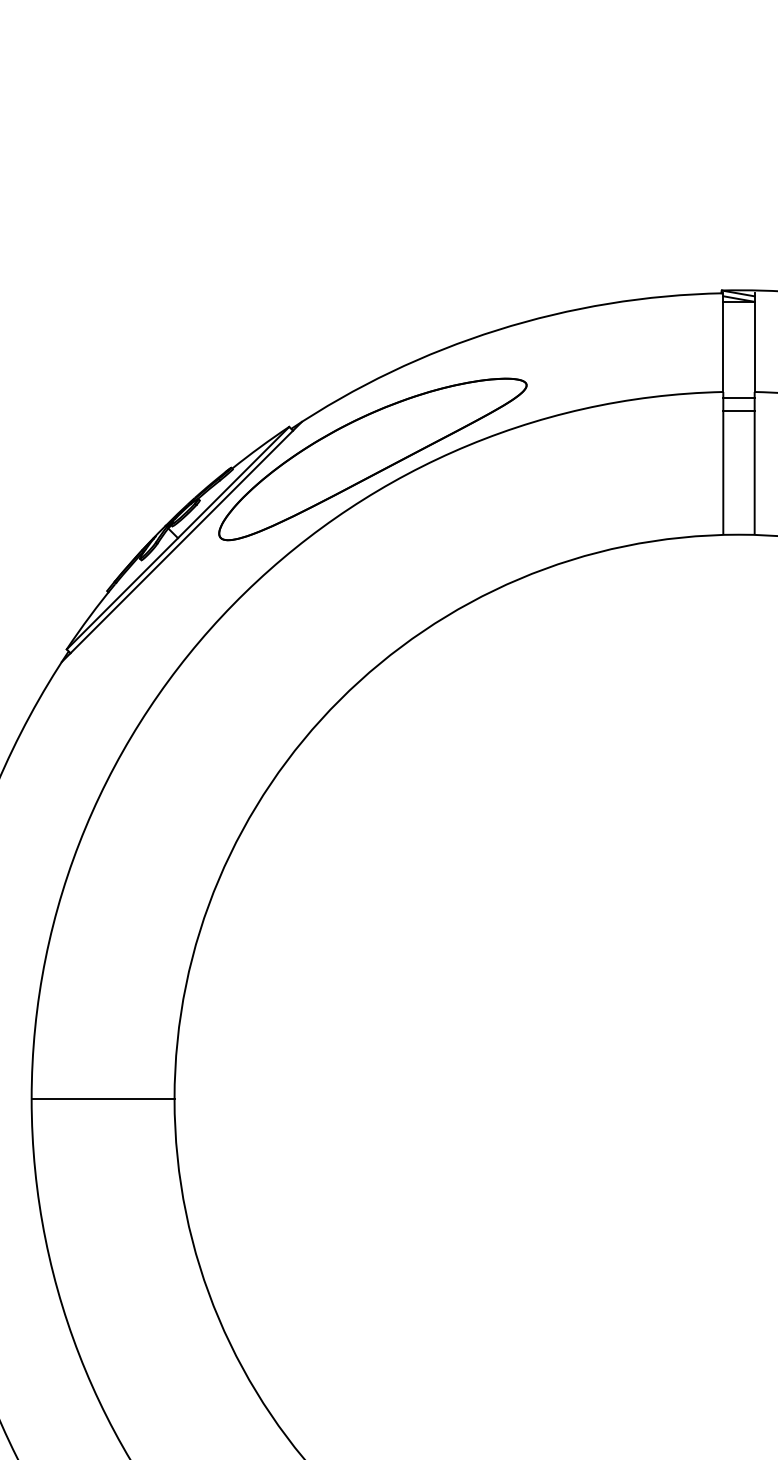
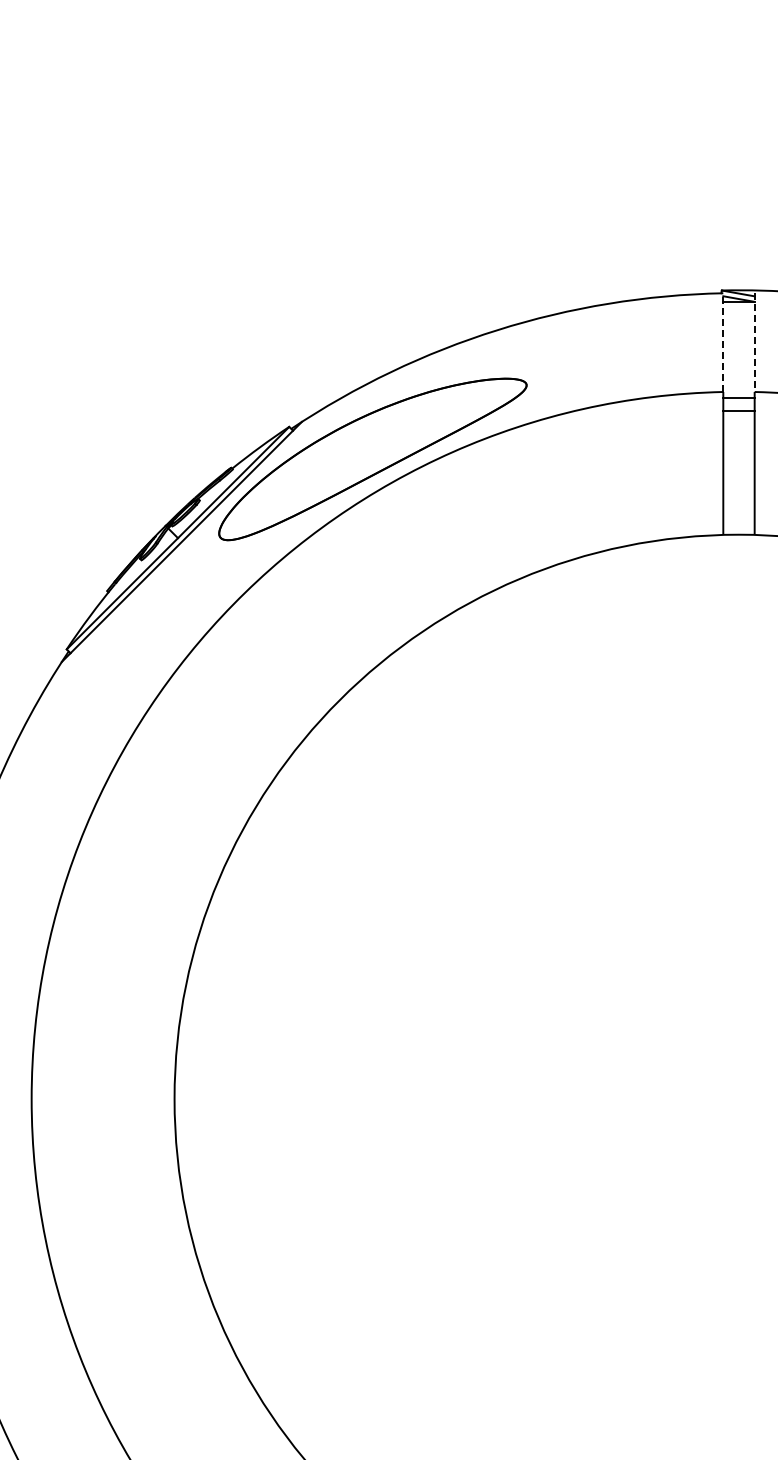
line: solid -> dashed (723, 342)
line: solid -> dashed (754, 343)
line: present -> none (102, 1099)
